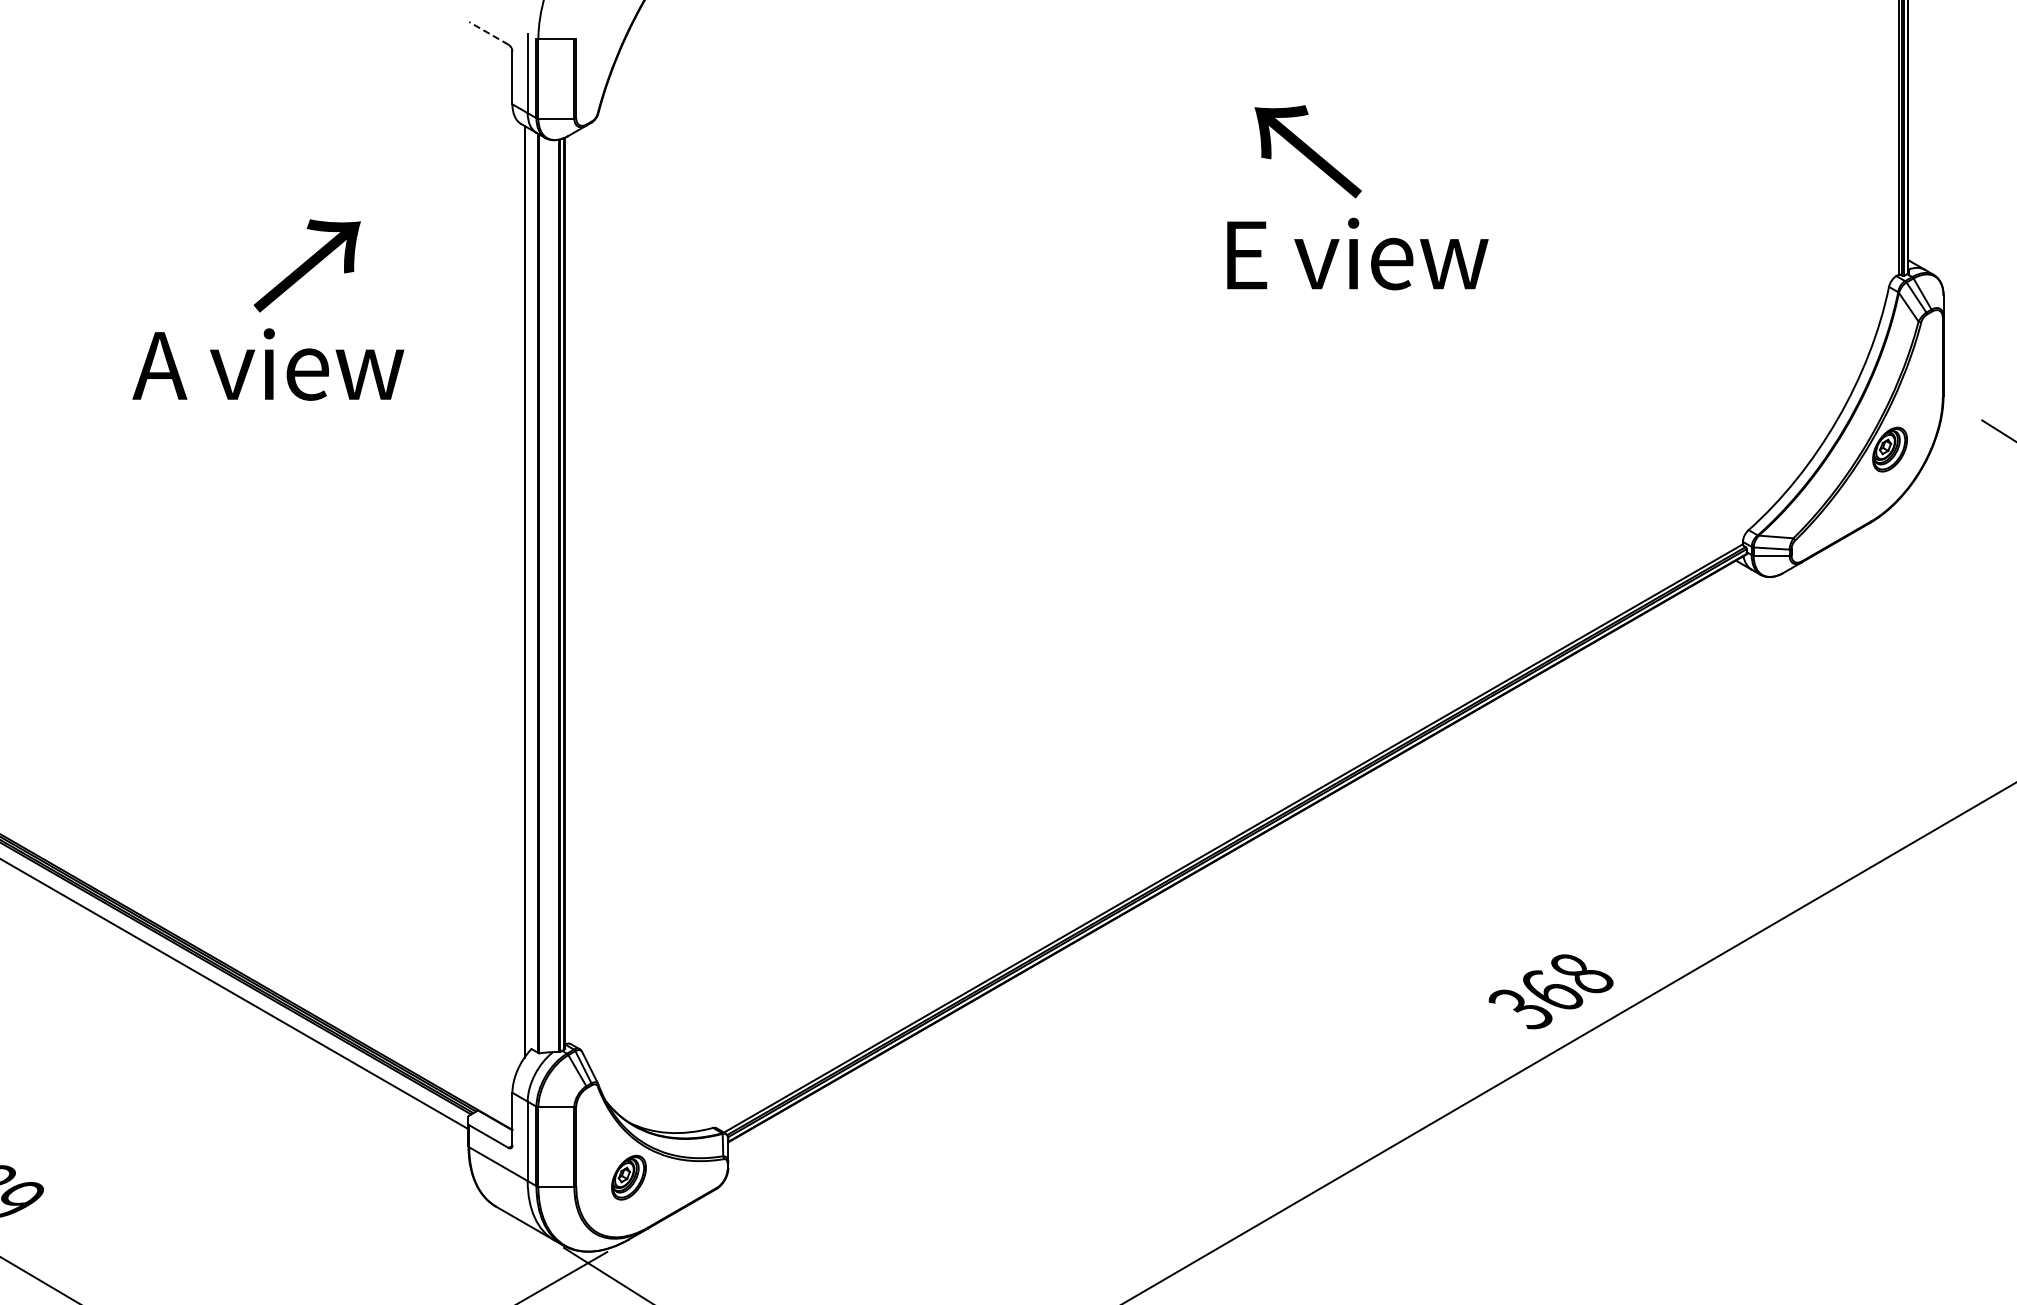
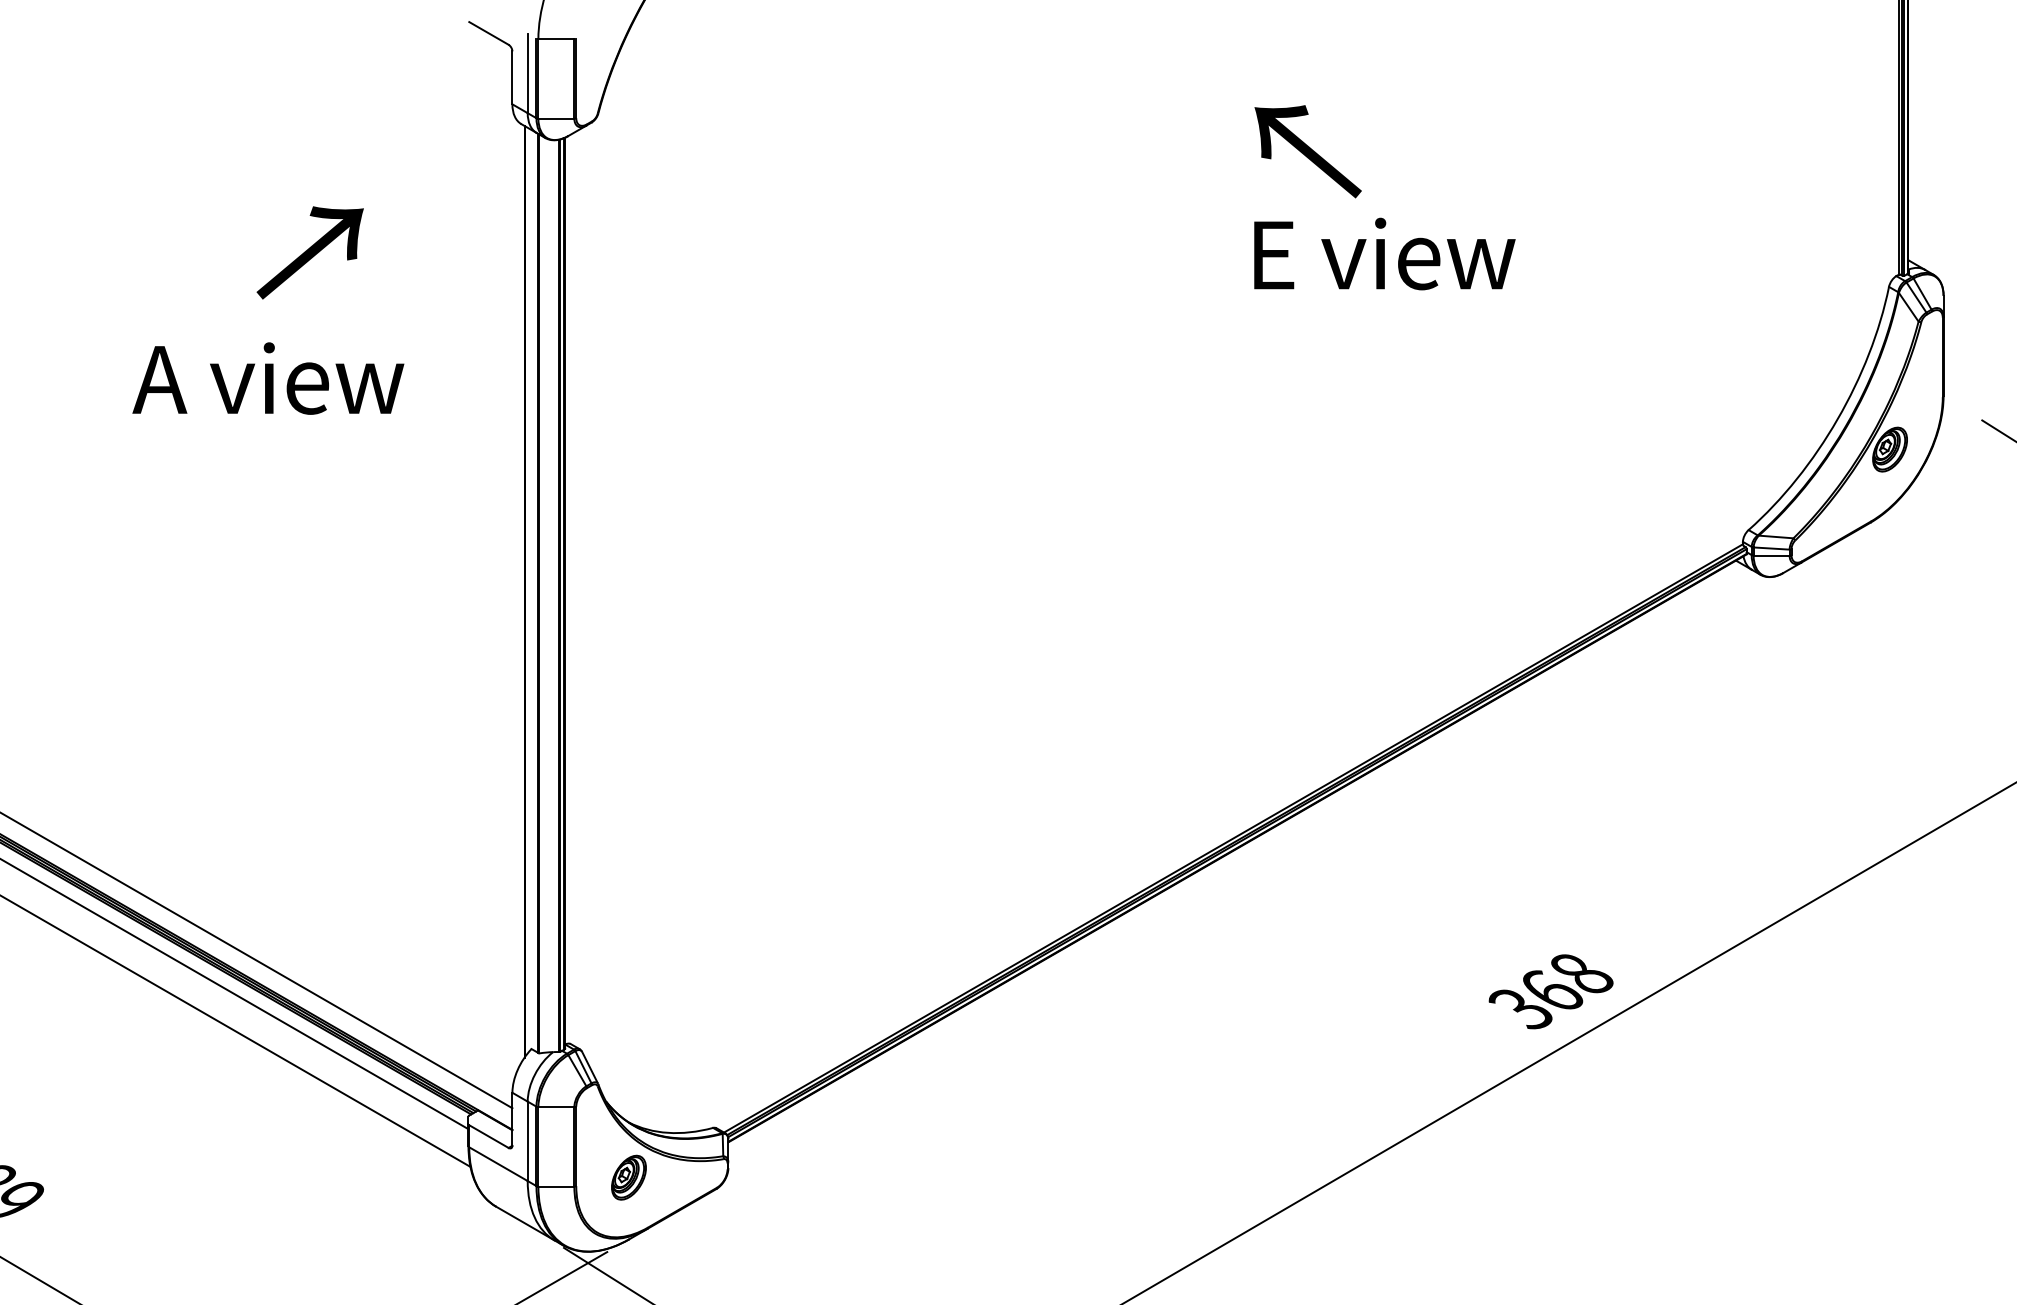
line: dashed -> solid (488, 33)
text position: (1357, 253) -> (1384, 253) (1384, 253)
text position: (306, 265) -> (309, 252) (309, 252)
text position: (268, 364) -> (268, 378) (268, 378)
line: none -> present (257, 961)
line: none -> present (236, 1031)
